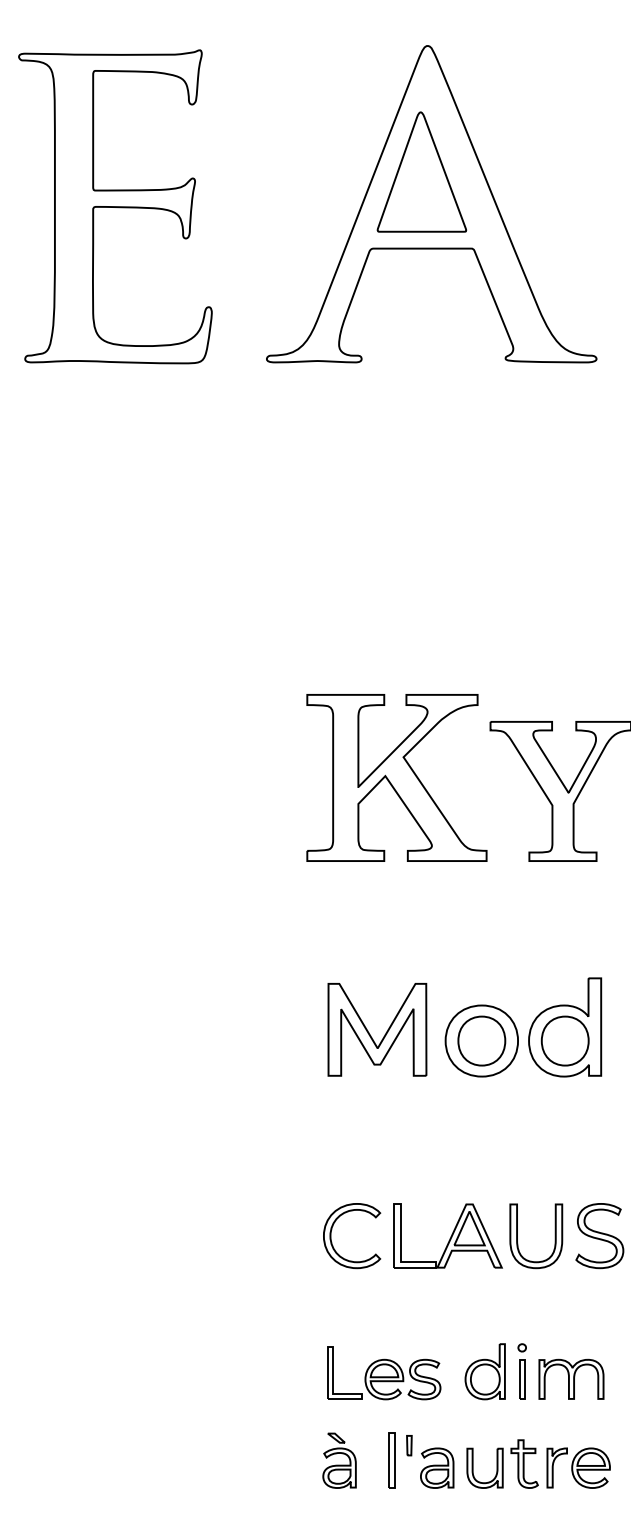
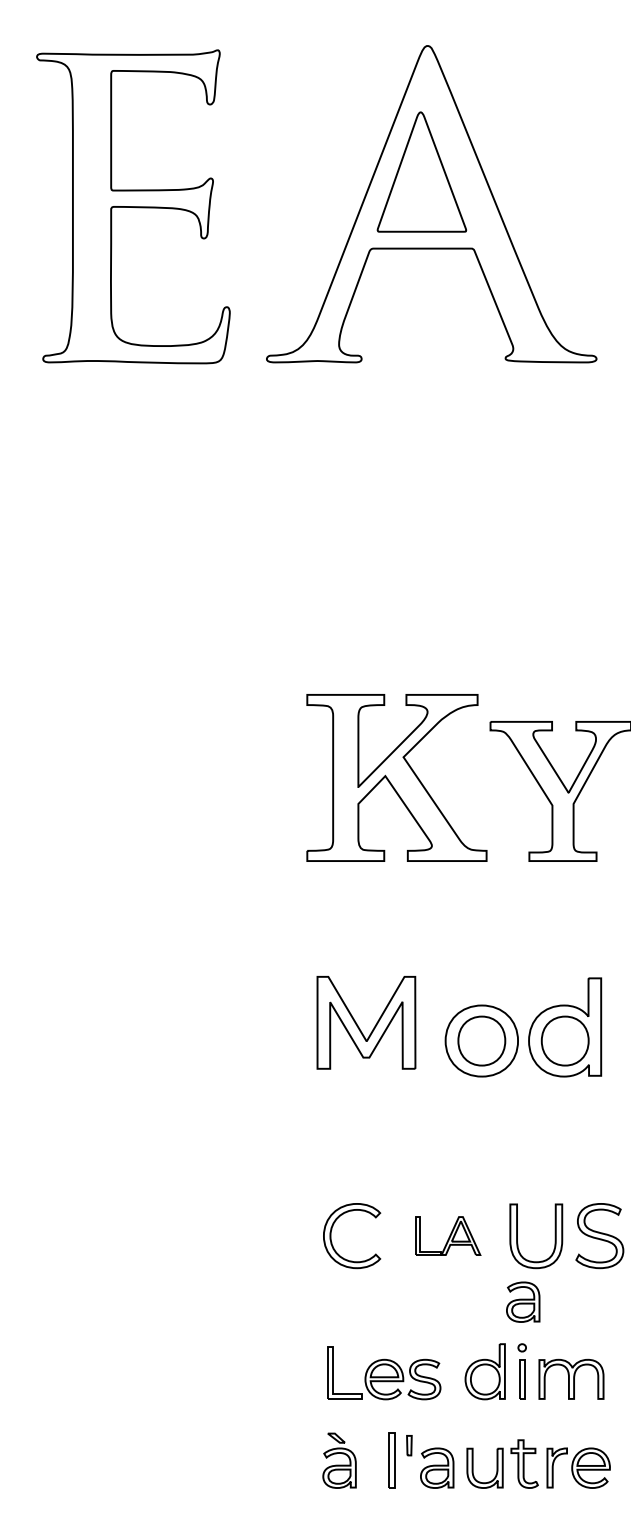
part position: (115, 206) -> (133, 206) (133, 206)
part position: (371, 1035) -> (360, 1028) (360, 1028)
part size: 110x66 px -> 67x40 px (448, 1235)
part: none -> present (523, 1301)
